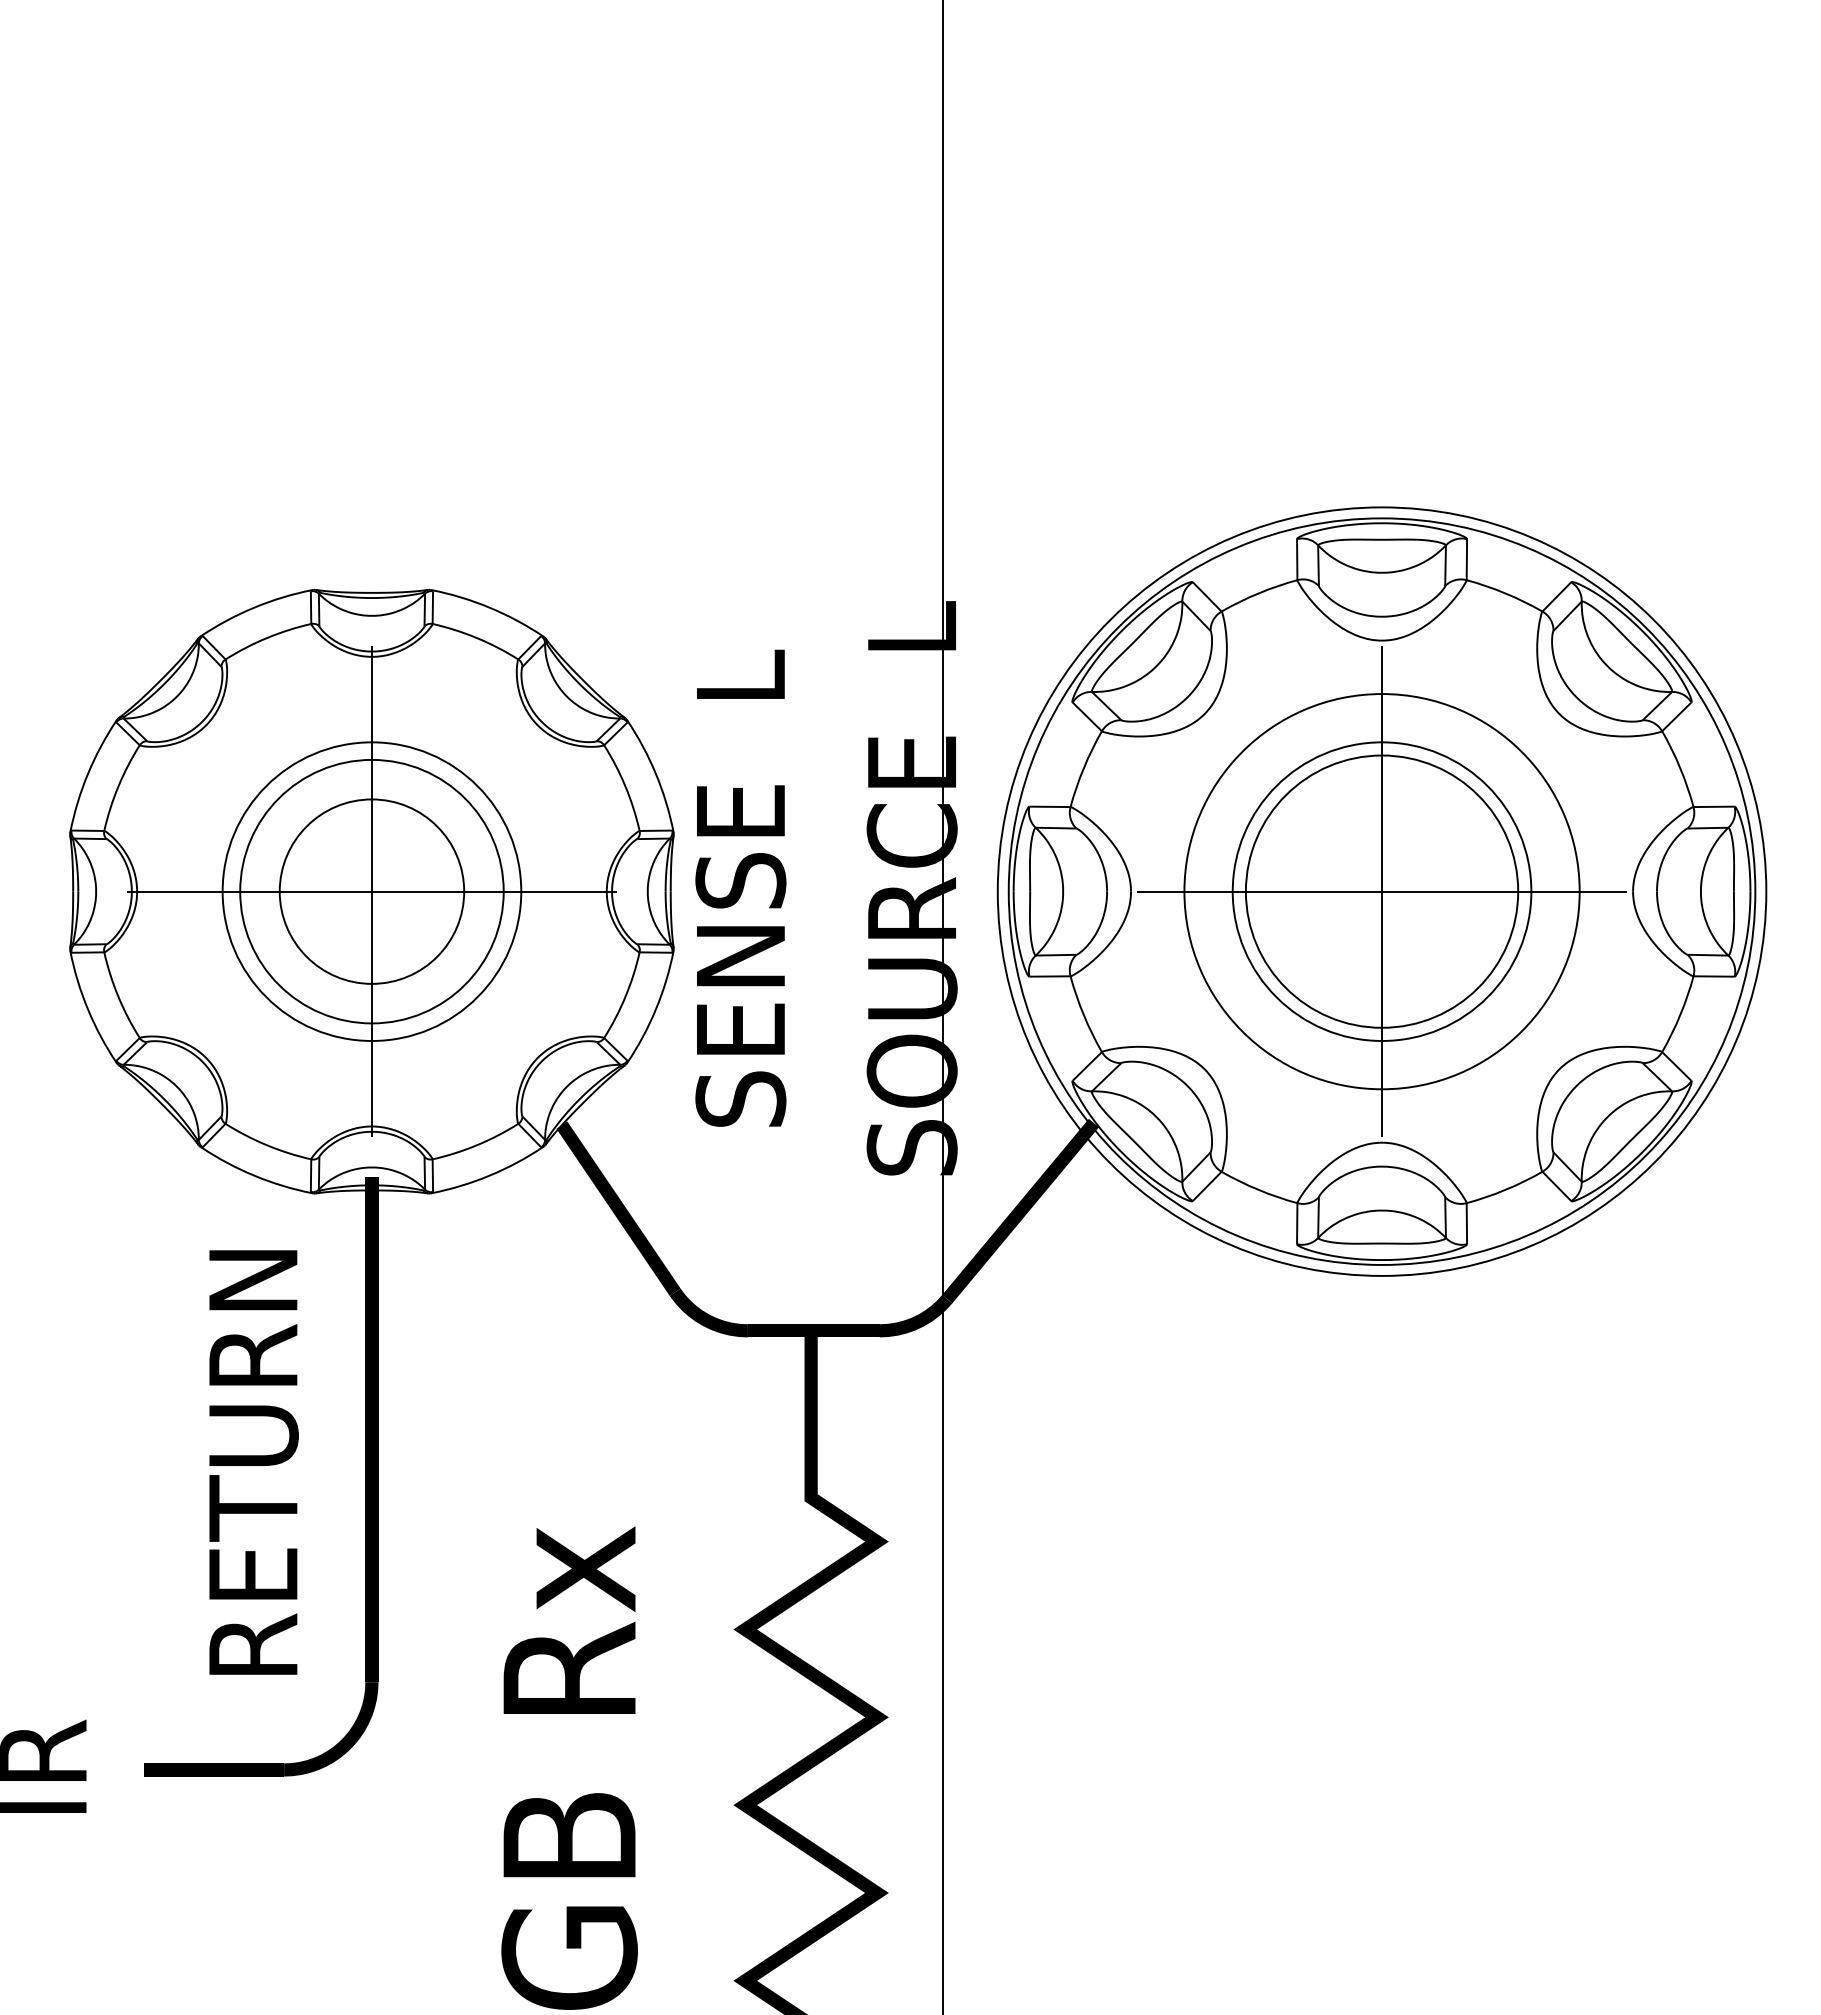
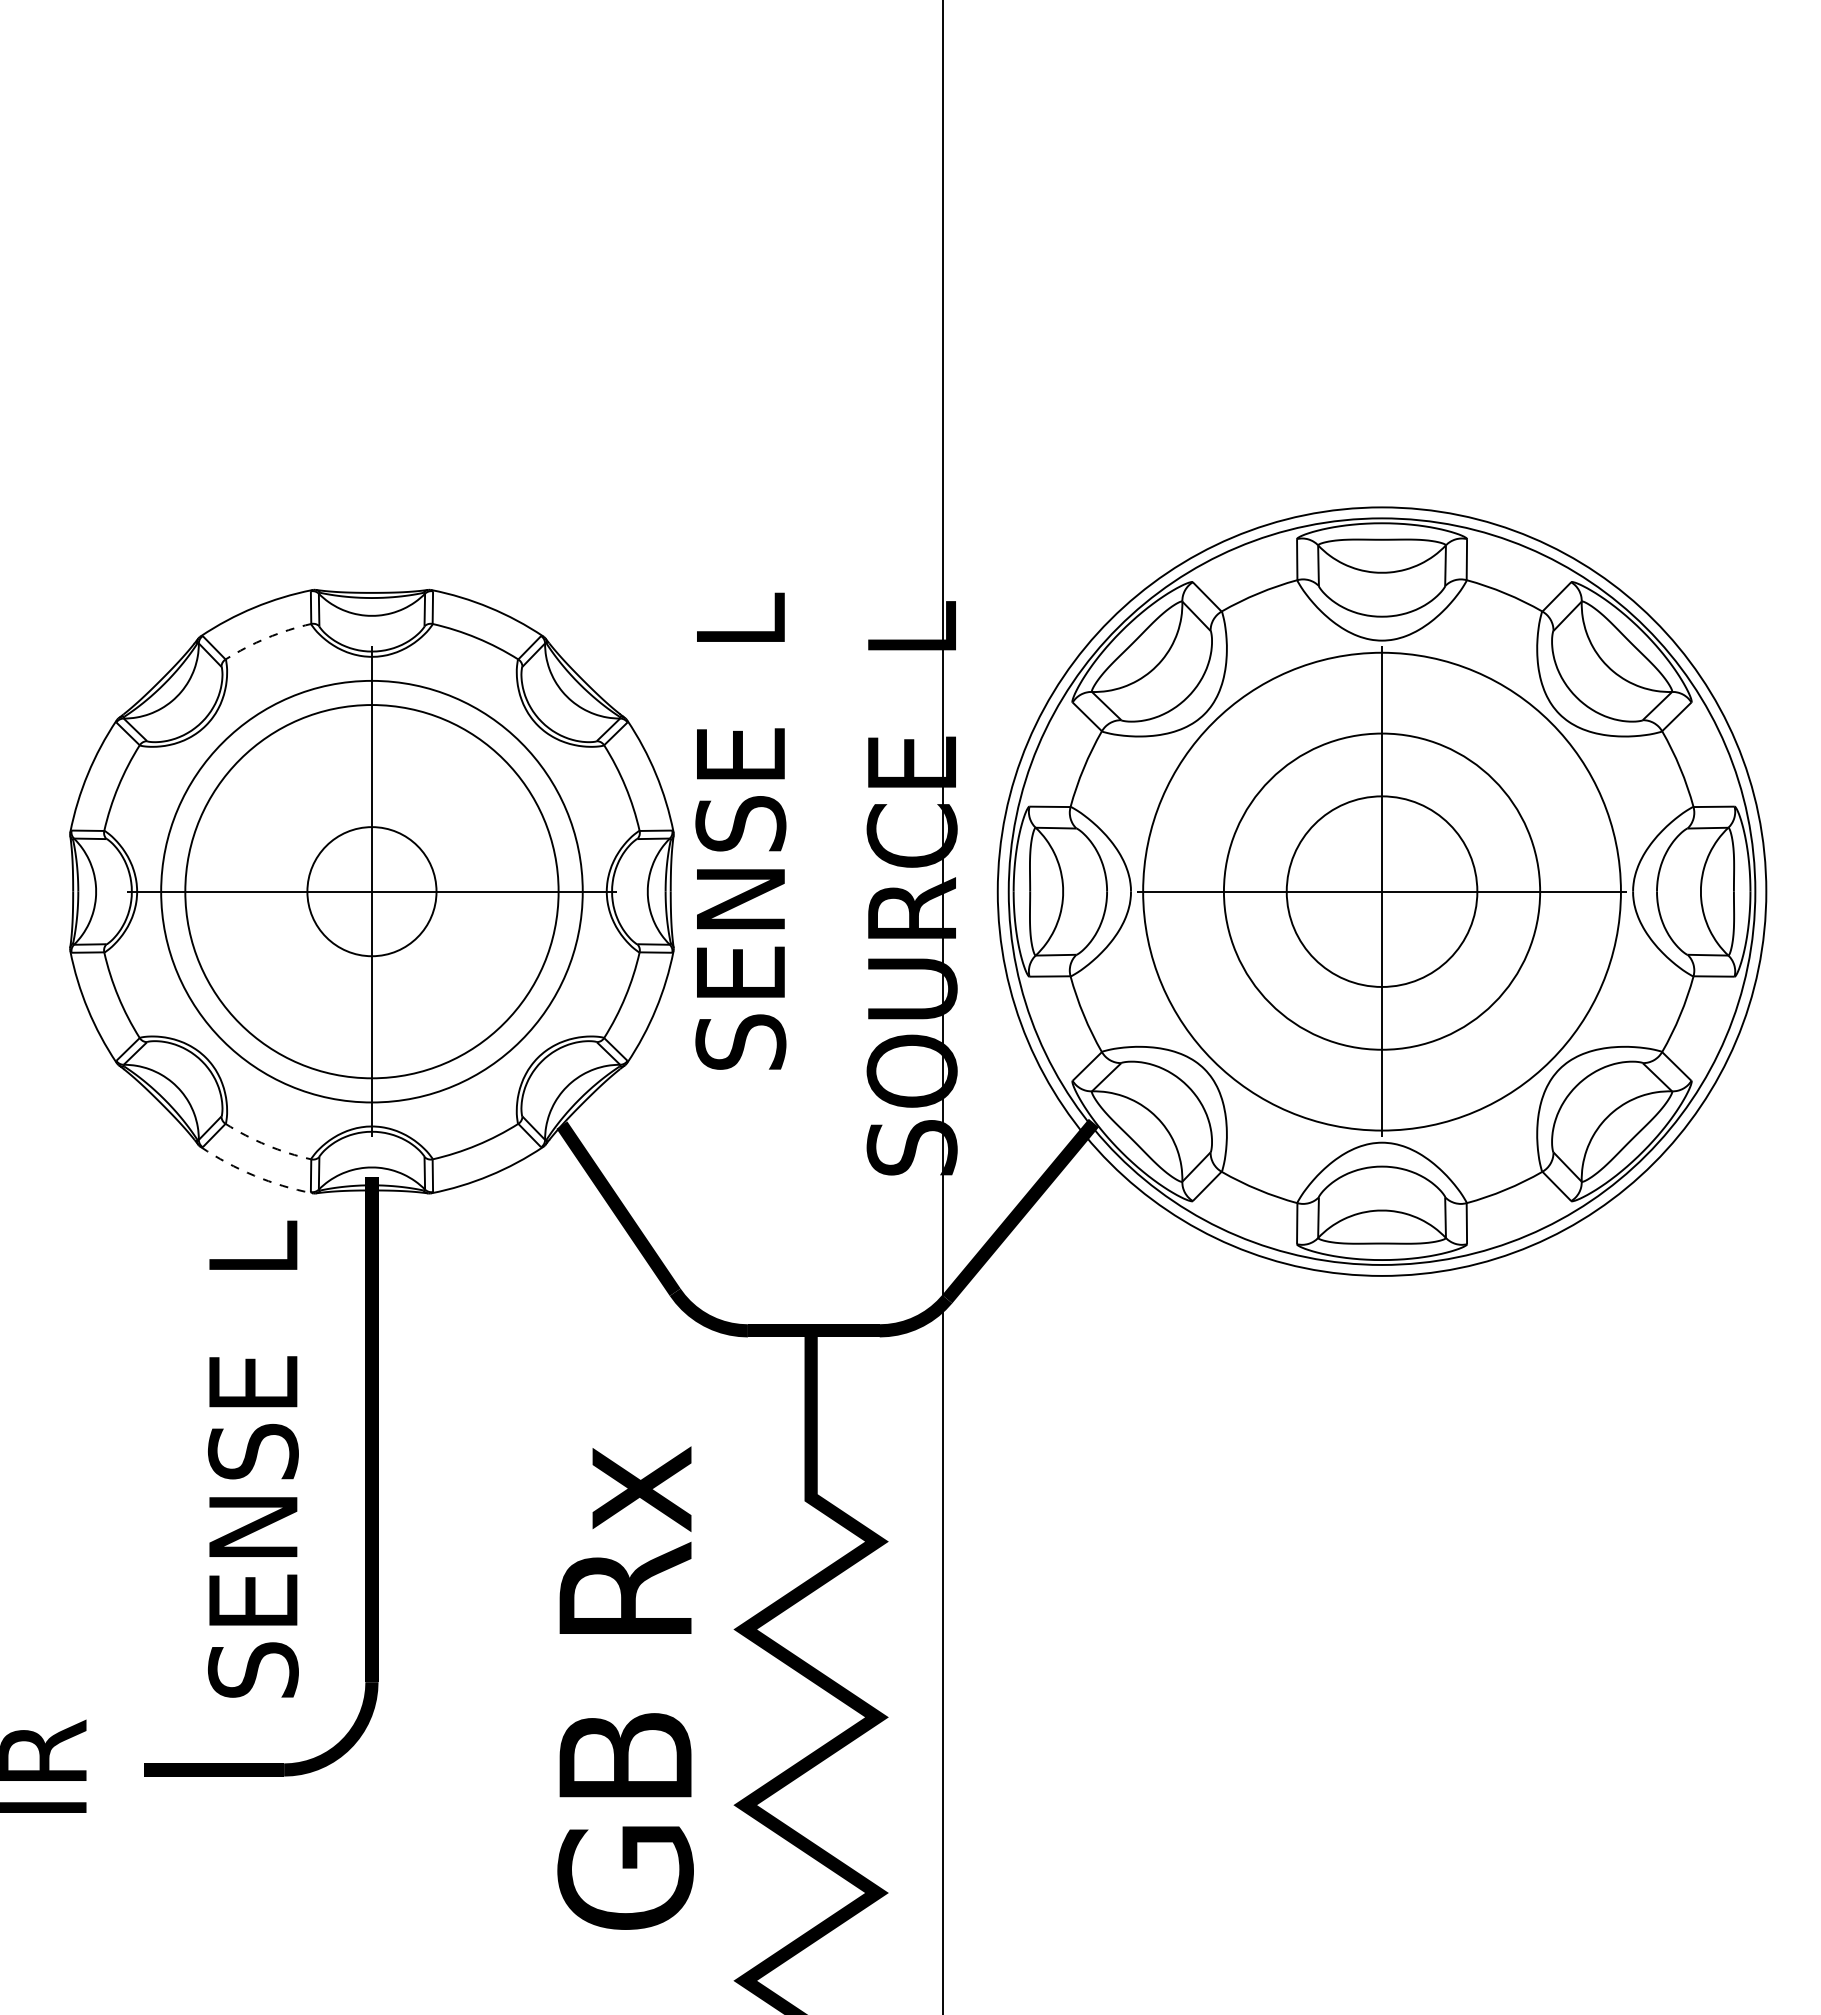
arc: solid -> dashed (266, 638)
text position: (740, 887) -> (740, 830) (740, 830)
circle diameter: 184 px -> 129 px (371, 891)
circle diameter: 264 px -> 422 px (371, 891)
circle diameter: 299 px -> 373 px (371, 891)
circle diameter: 272 px -> 191 px (1381, 891)
circle diameter: 299 px -> 478 px (1381, 891)
circle diameter: 395 px -> 316 px (1381, 891)
arc: solid -> dashed (266, 1145)
arc: solid -> dashed (254, 1175)
text: RETURN -> SENSE  L (252, 1458)
text position: (569, 1767) -> (625, 1687) (625, 1687)
